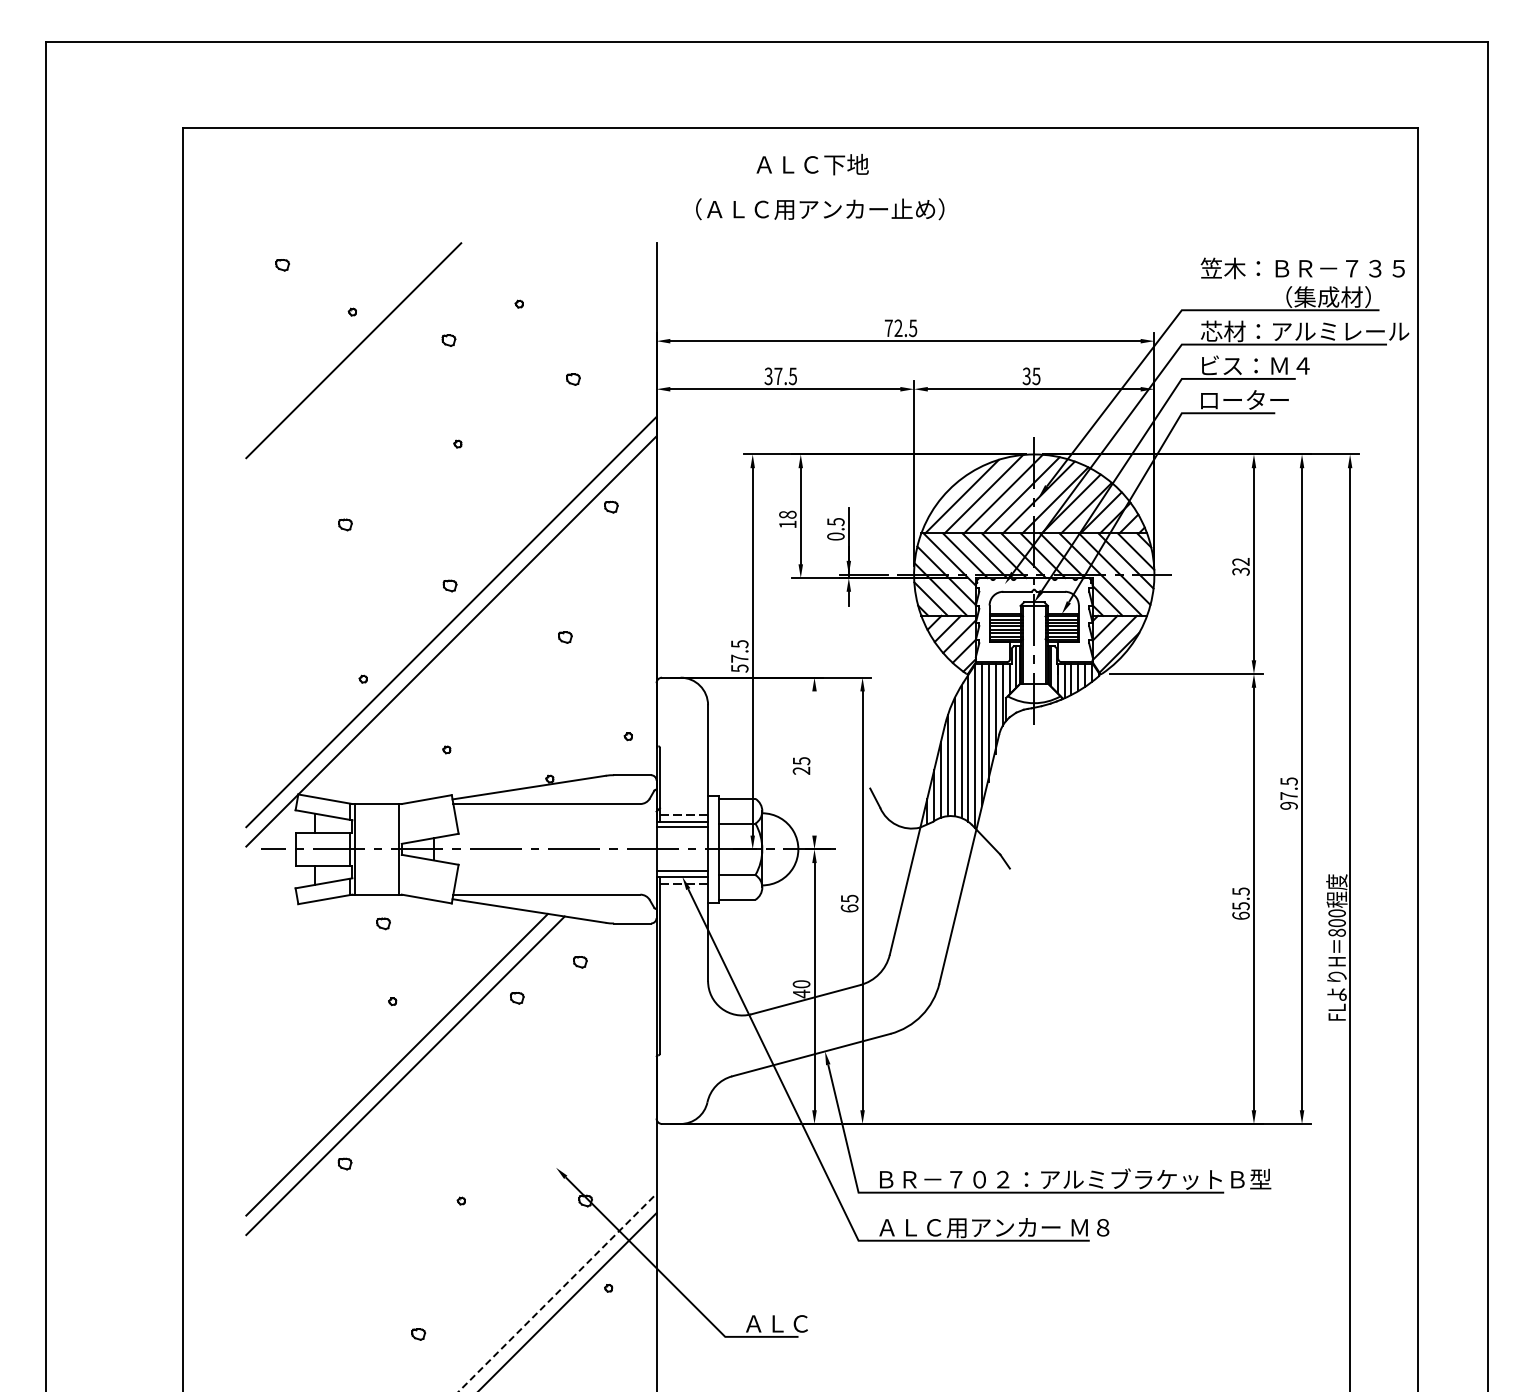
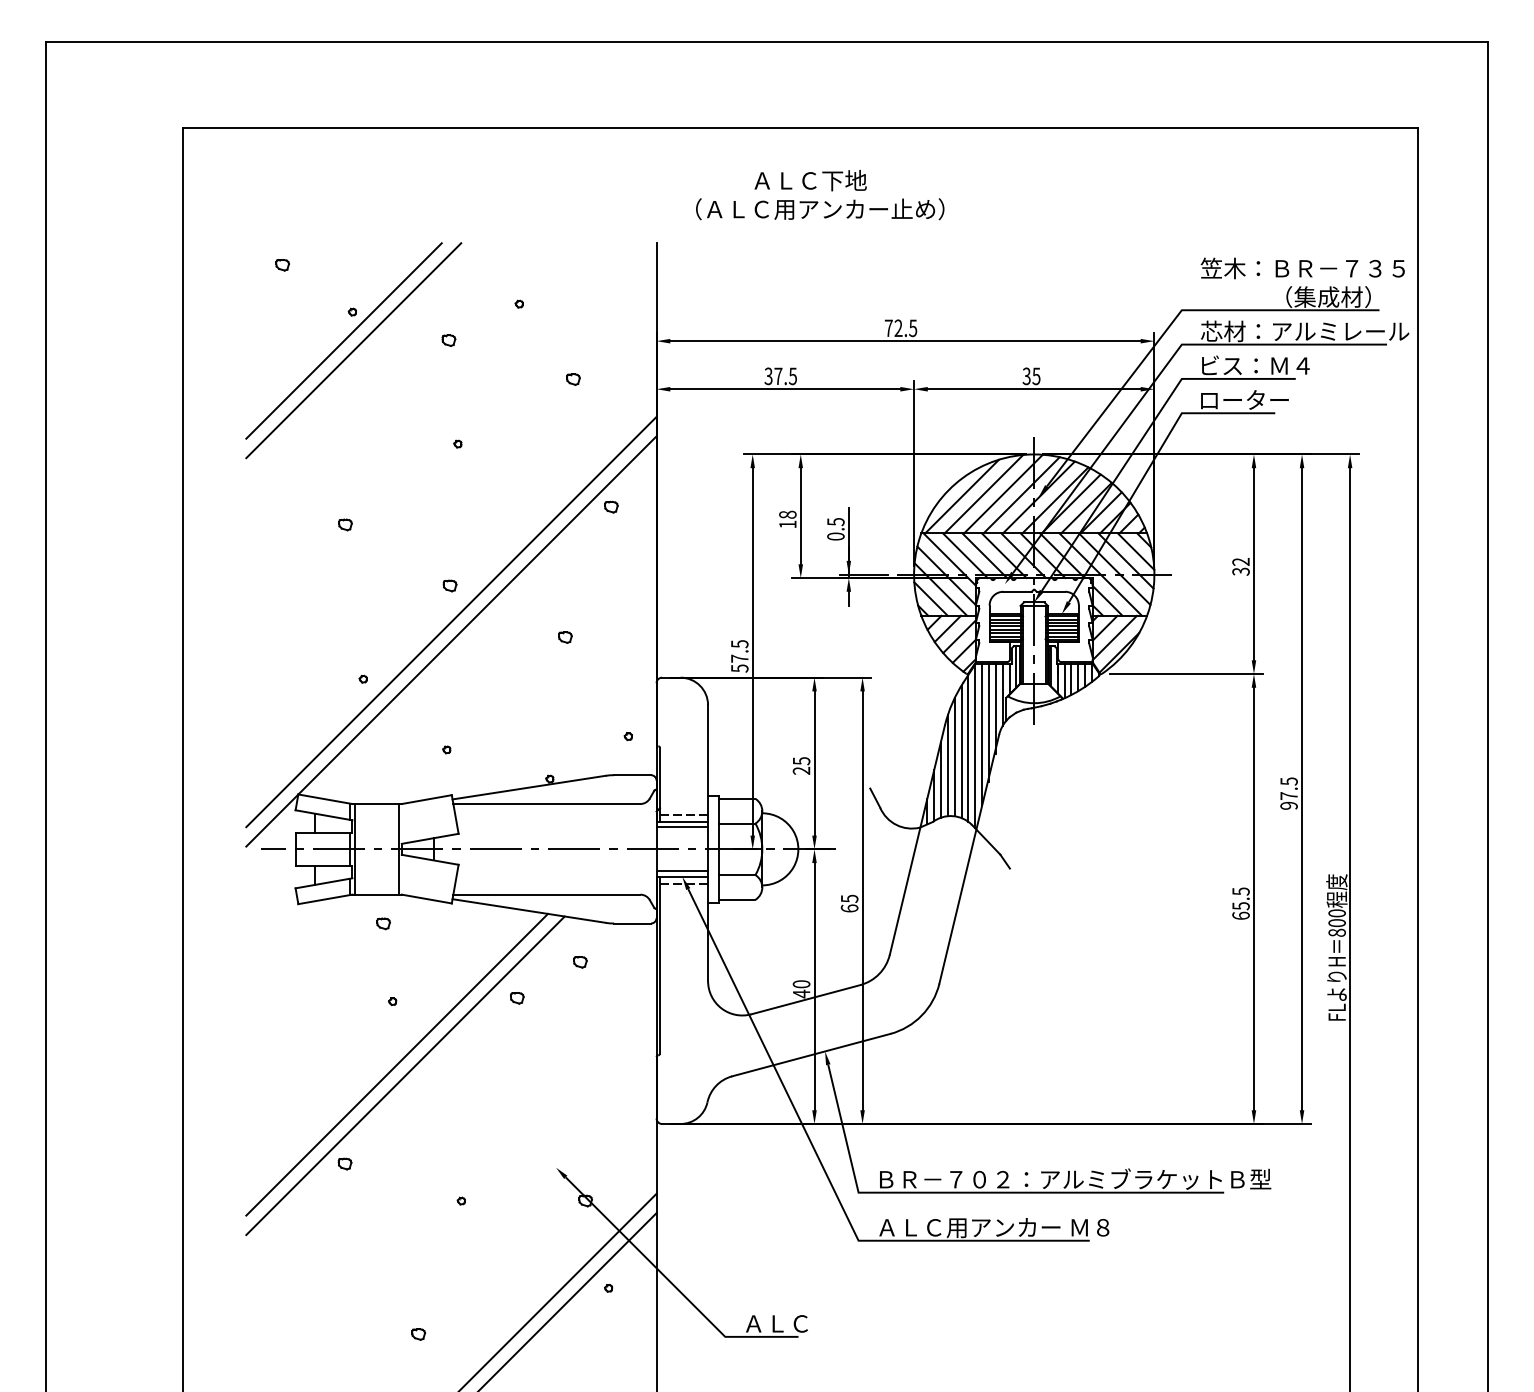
text position: (812, 164) -> (810, 180) (810, 180)
line: none -> present (343, 340)
line: none -> present (814, 763)
line: dashed -> solid (557, 1292)
